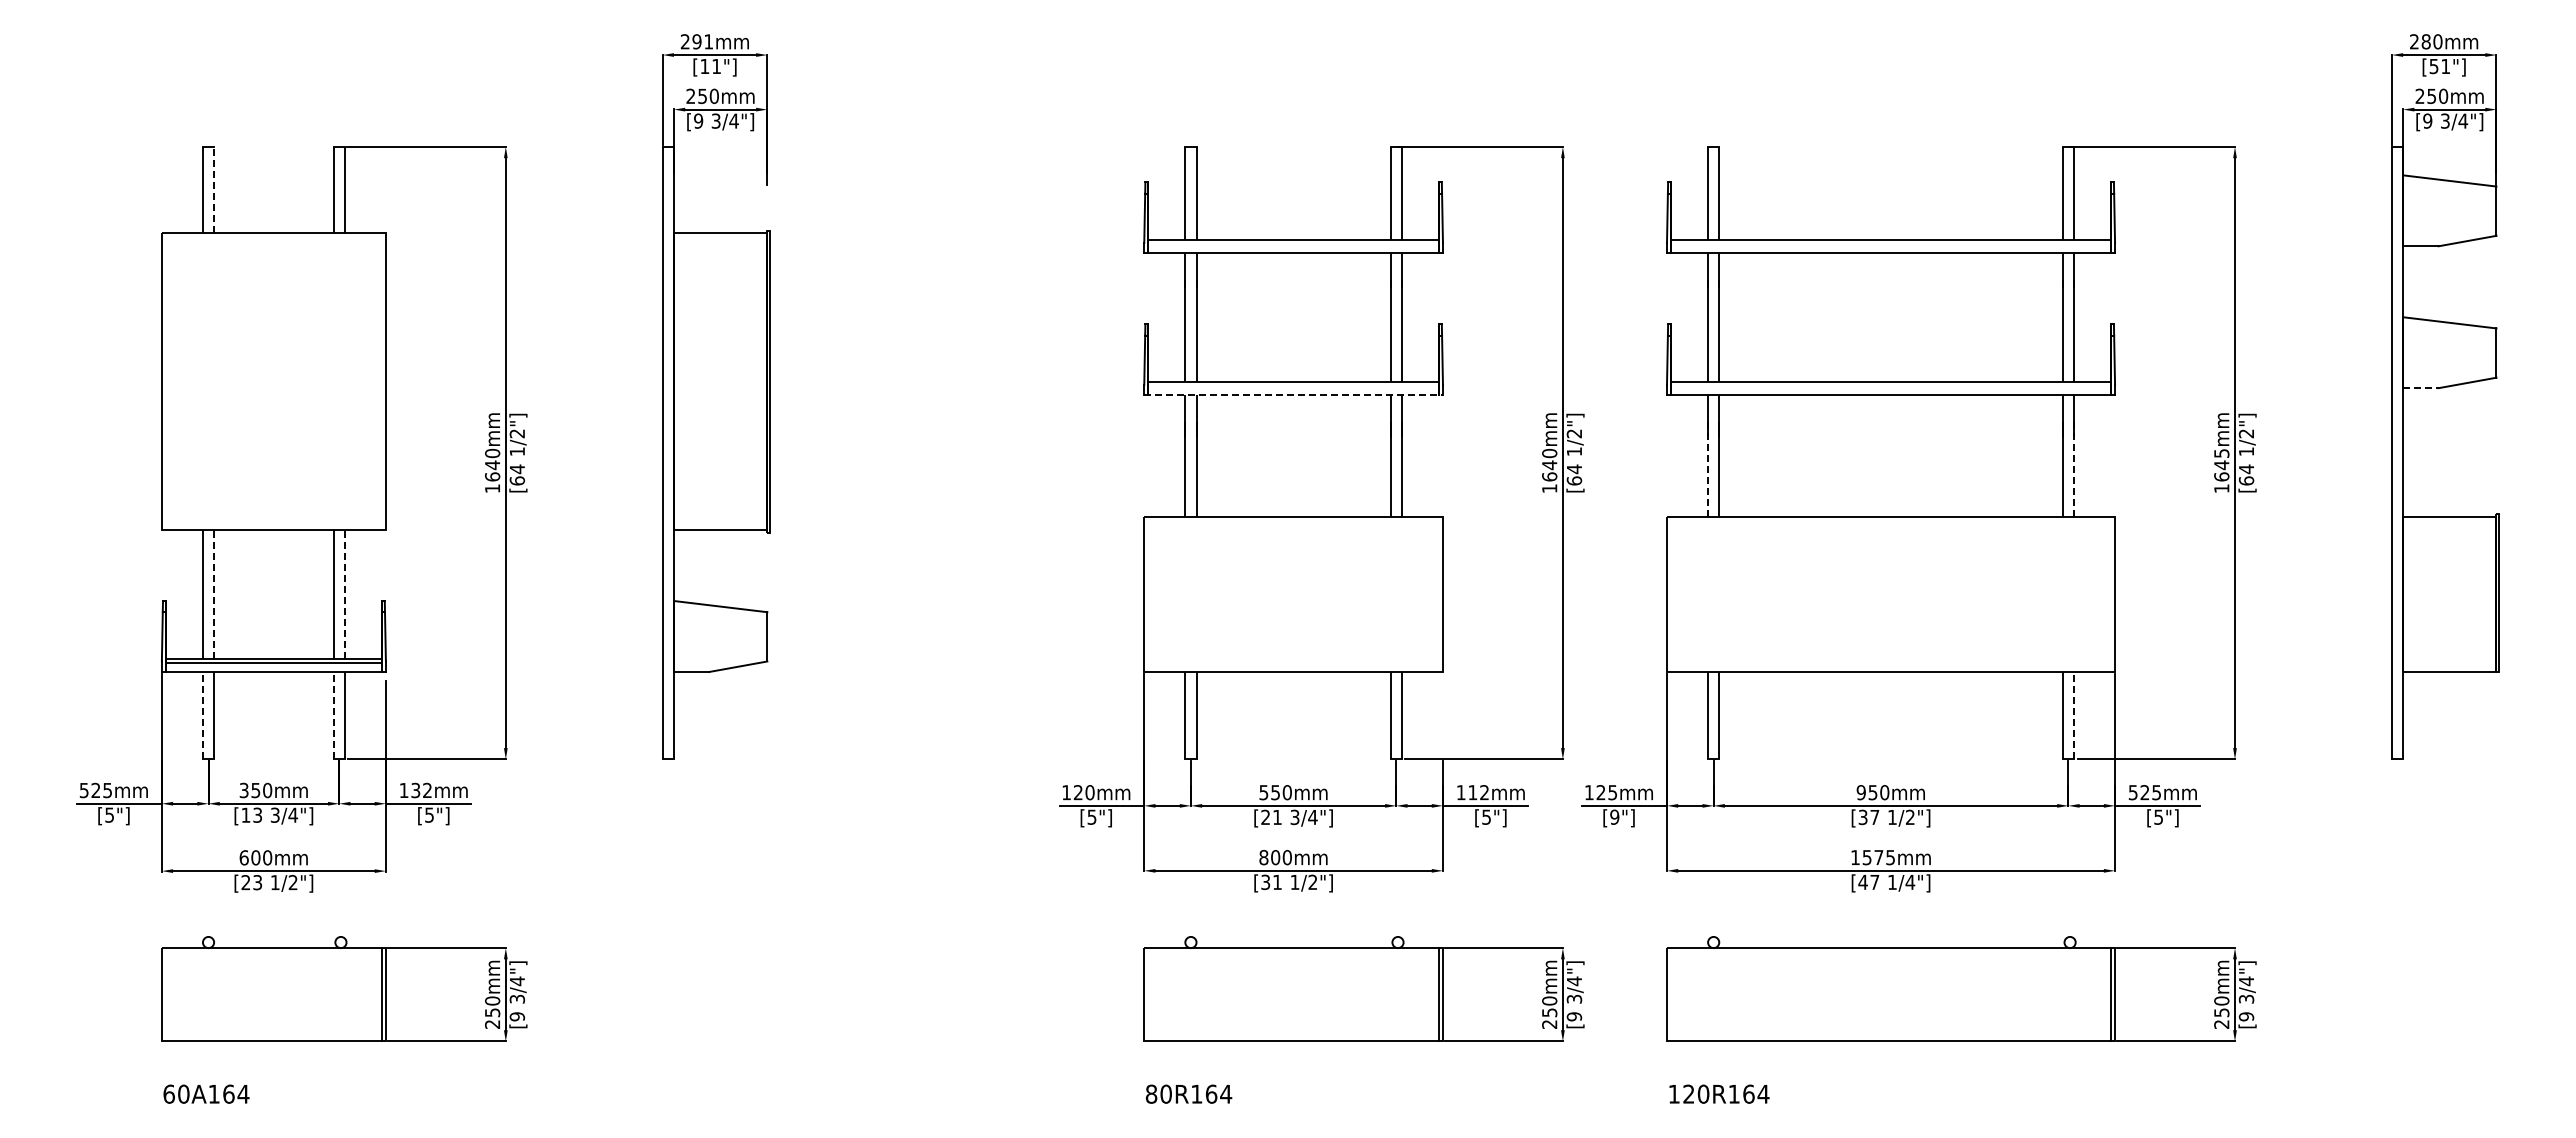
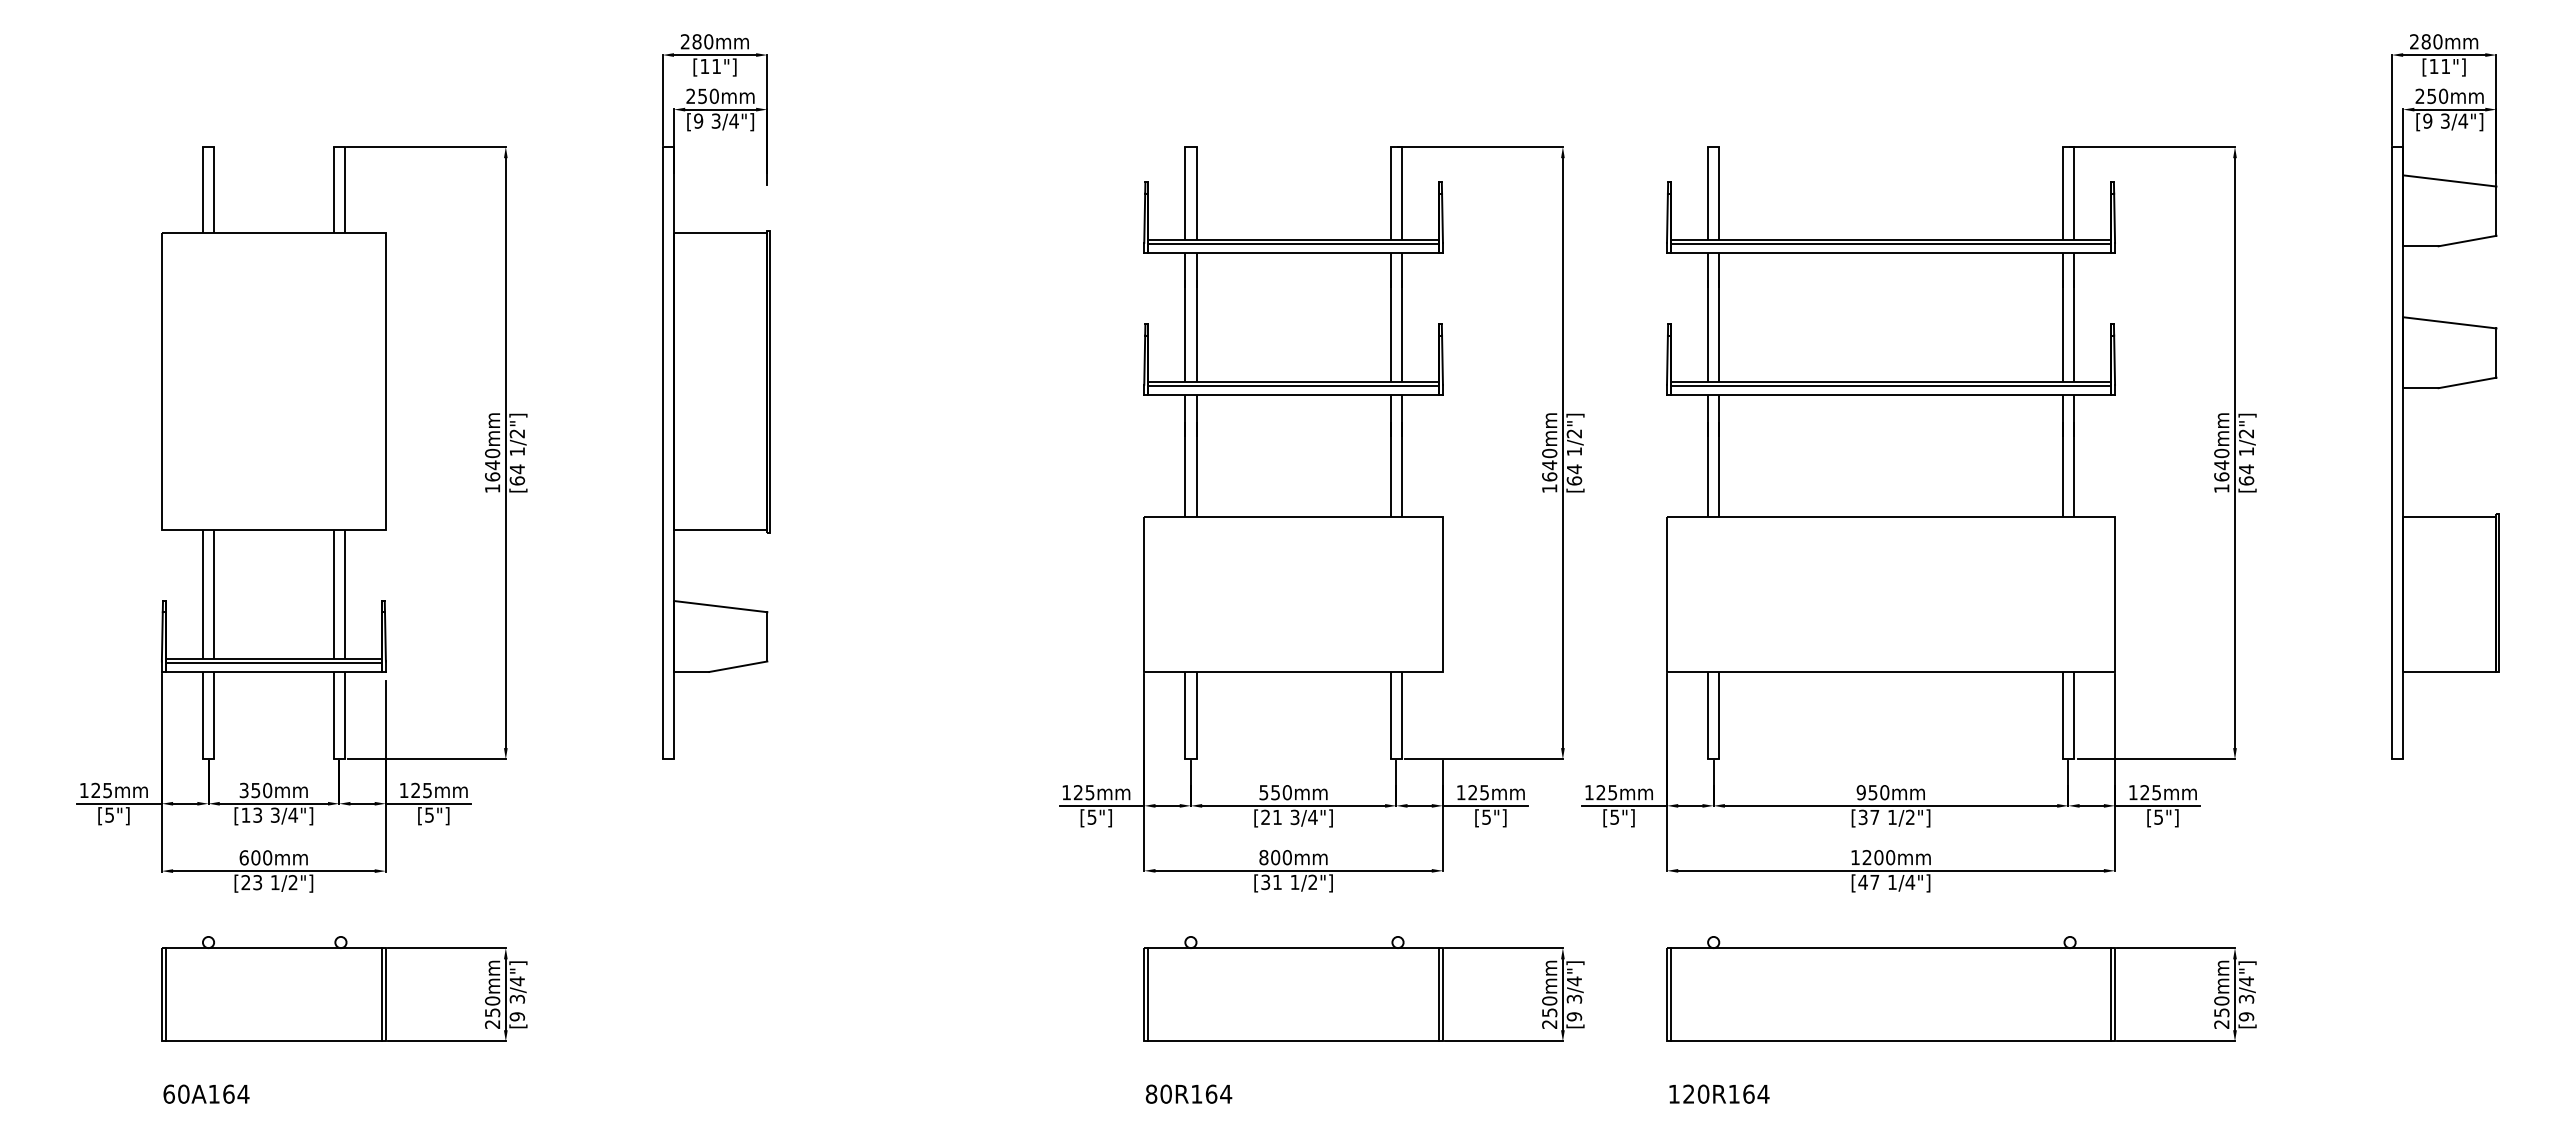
text: 291mm -> 280mm (702, 41)
text: [51"] -> [11"] (2433, 66)
line: dashed -> solid (214, 189)
line: none -> present (1293, 244)
line: none -> present (1890, 244)
line: none -> present (1293, 385)
line: none -> present (1890, 385)
line: dashed -> solid (2420, 388)
line: dashed -> solid (1294, 395)
text: 1645mm -> 1640mm (2221, 453)
line: dashed -> solid (1708, 469)
line: dashed -> solid (2073, 469)
line: dashed -> solid (214, 593)
line: dashed -> solid (344, 593)
line: dashed -> solid (202, 715)
line: dashed -> solid (333, 715)
line: dashed -> solid (2073, 715)
text: 525mm -> 125mm (83, 790)
text: 132mm -> 125mm (421, 790)
text: 120mm -> 125mm (1089, 792)
text: 112mm -> 125mm (1478, 792)
text: 525mm -> 125mm (2132, 792)
text: [9"] -> [5"] (1614, 816)
text: 1575mm -> 1200mm (1878, 857)
line: none -> present (165, 994)
line: none -> present (1148, 994)
line: none -> present (1670, 994)
